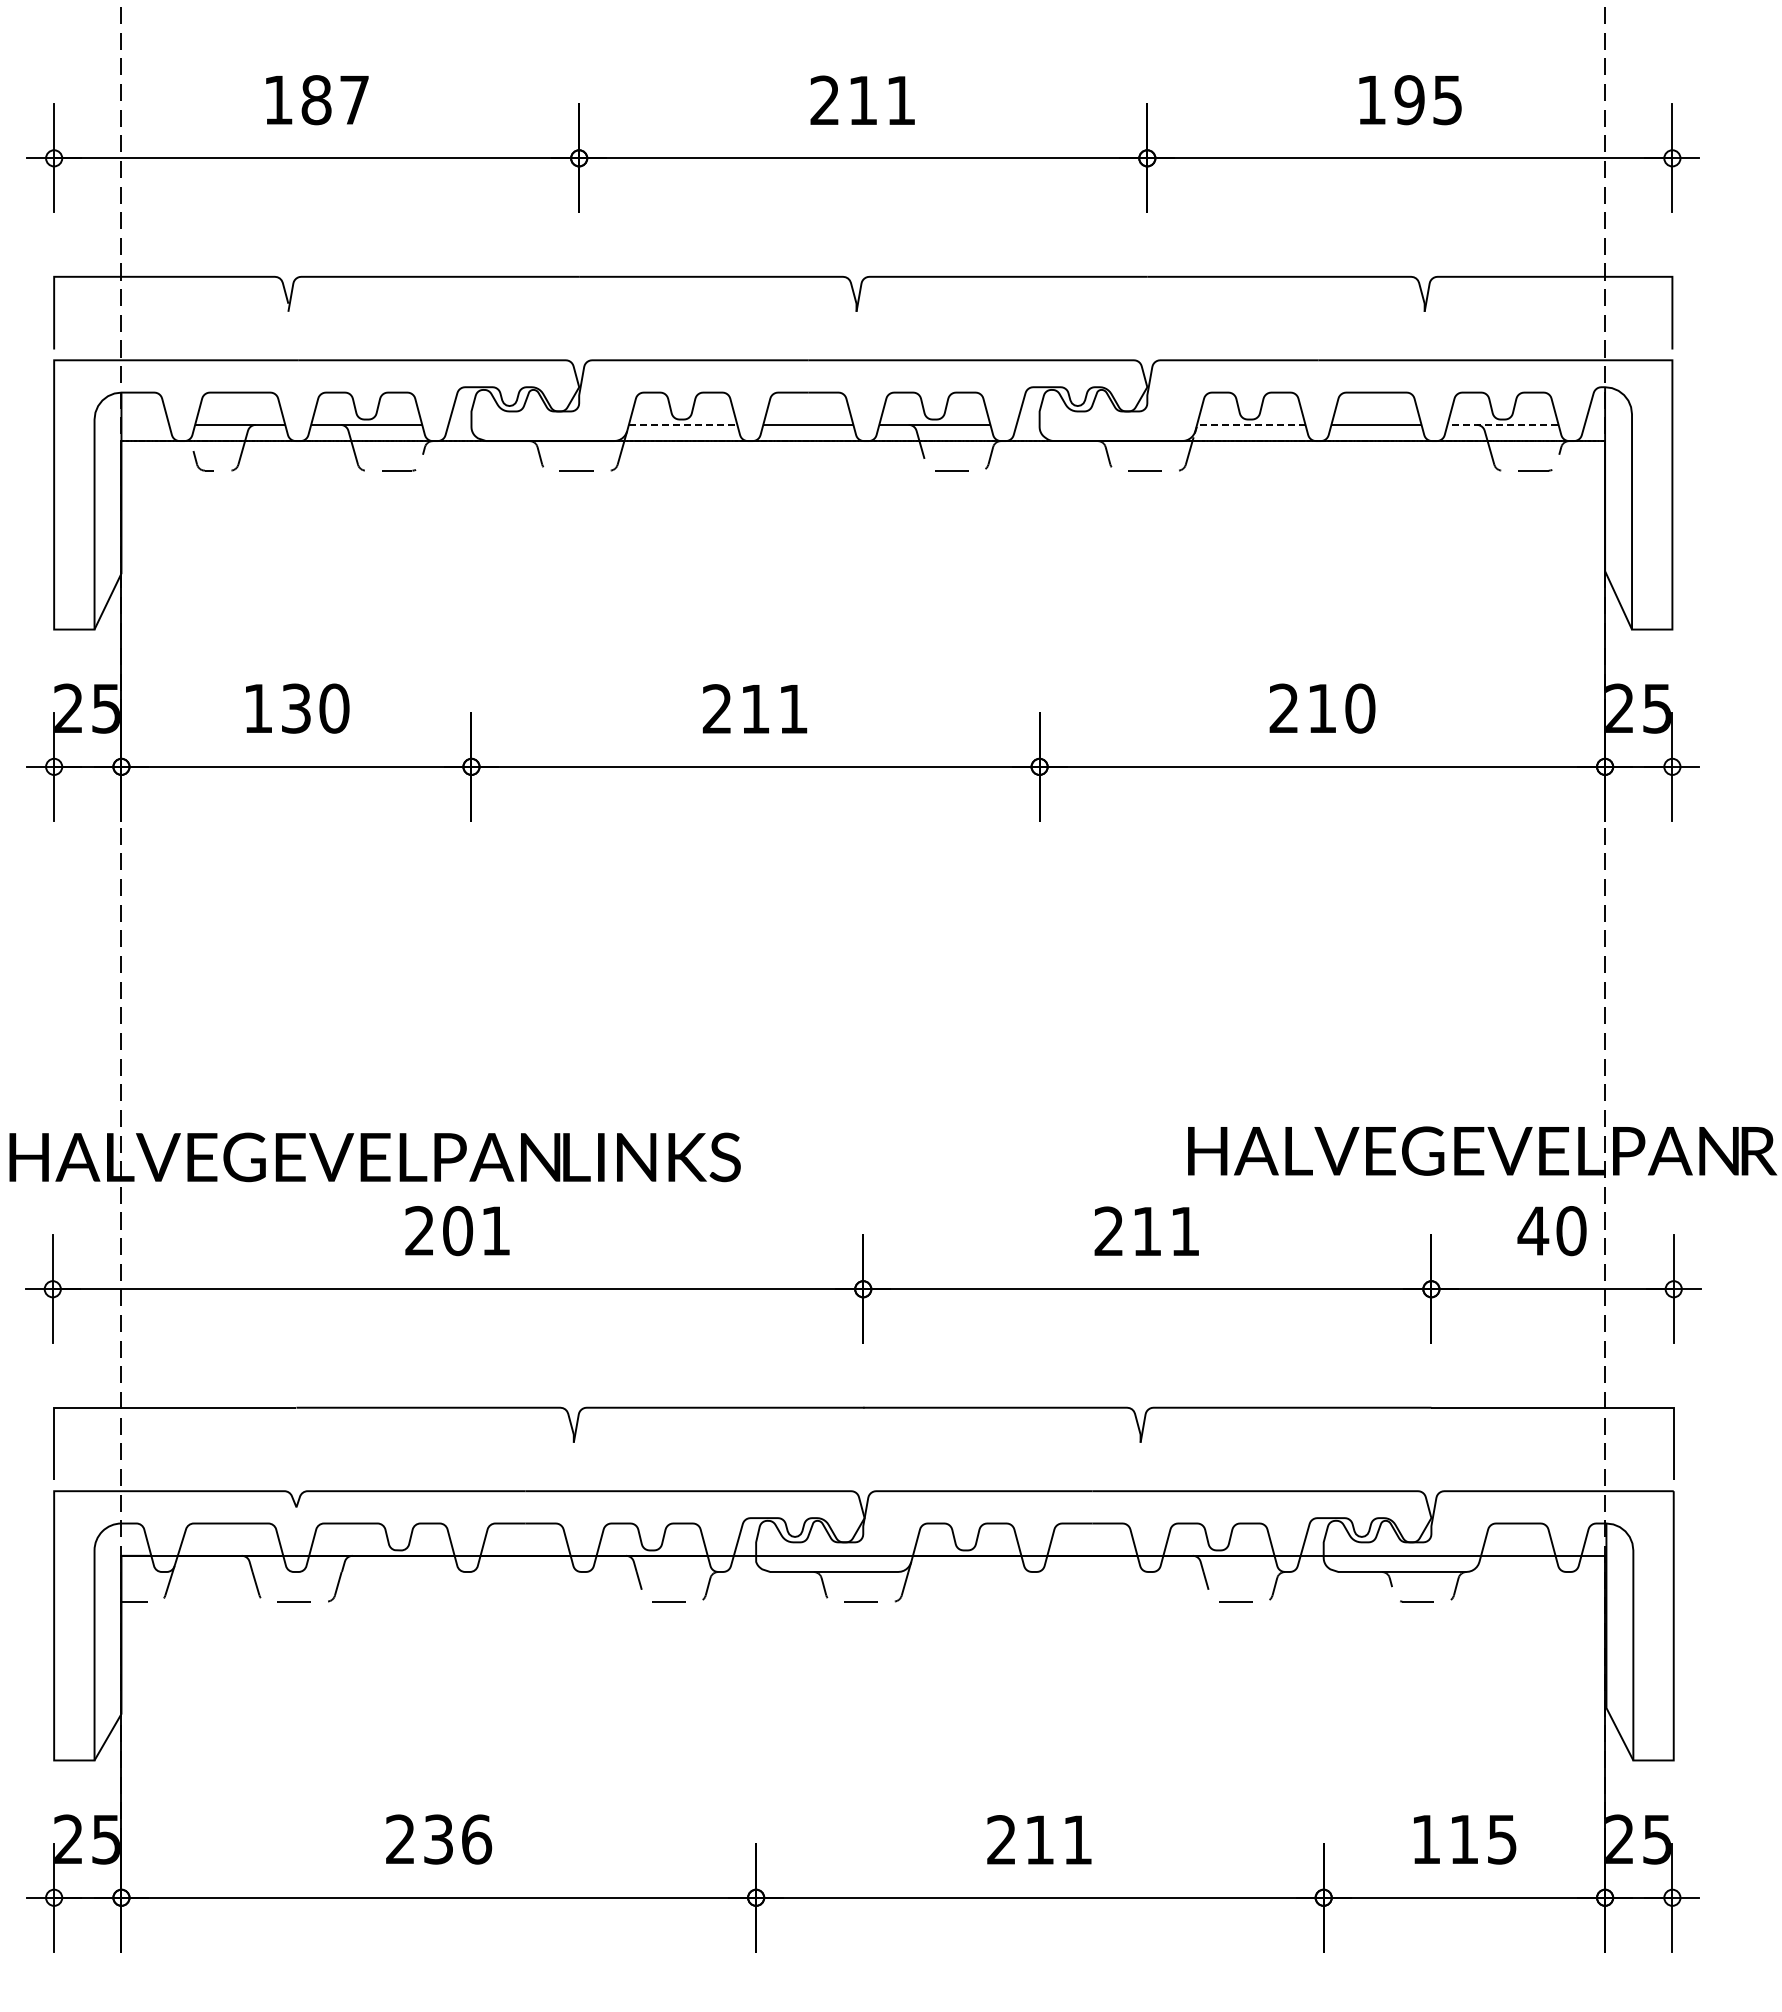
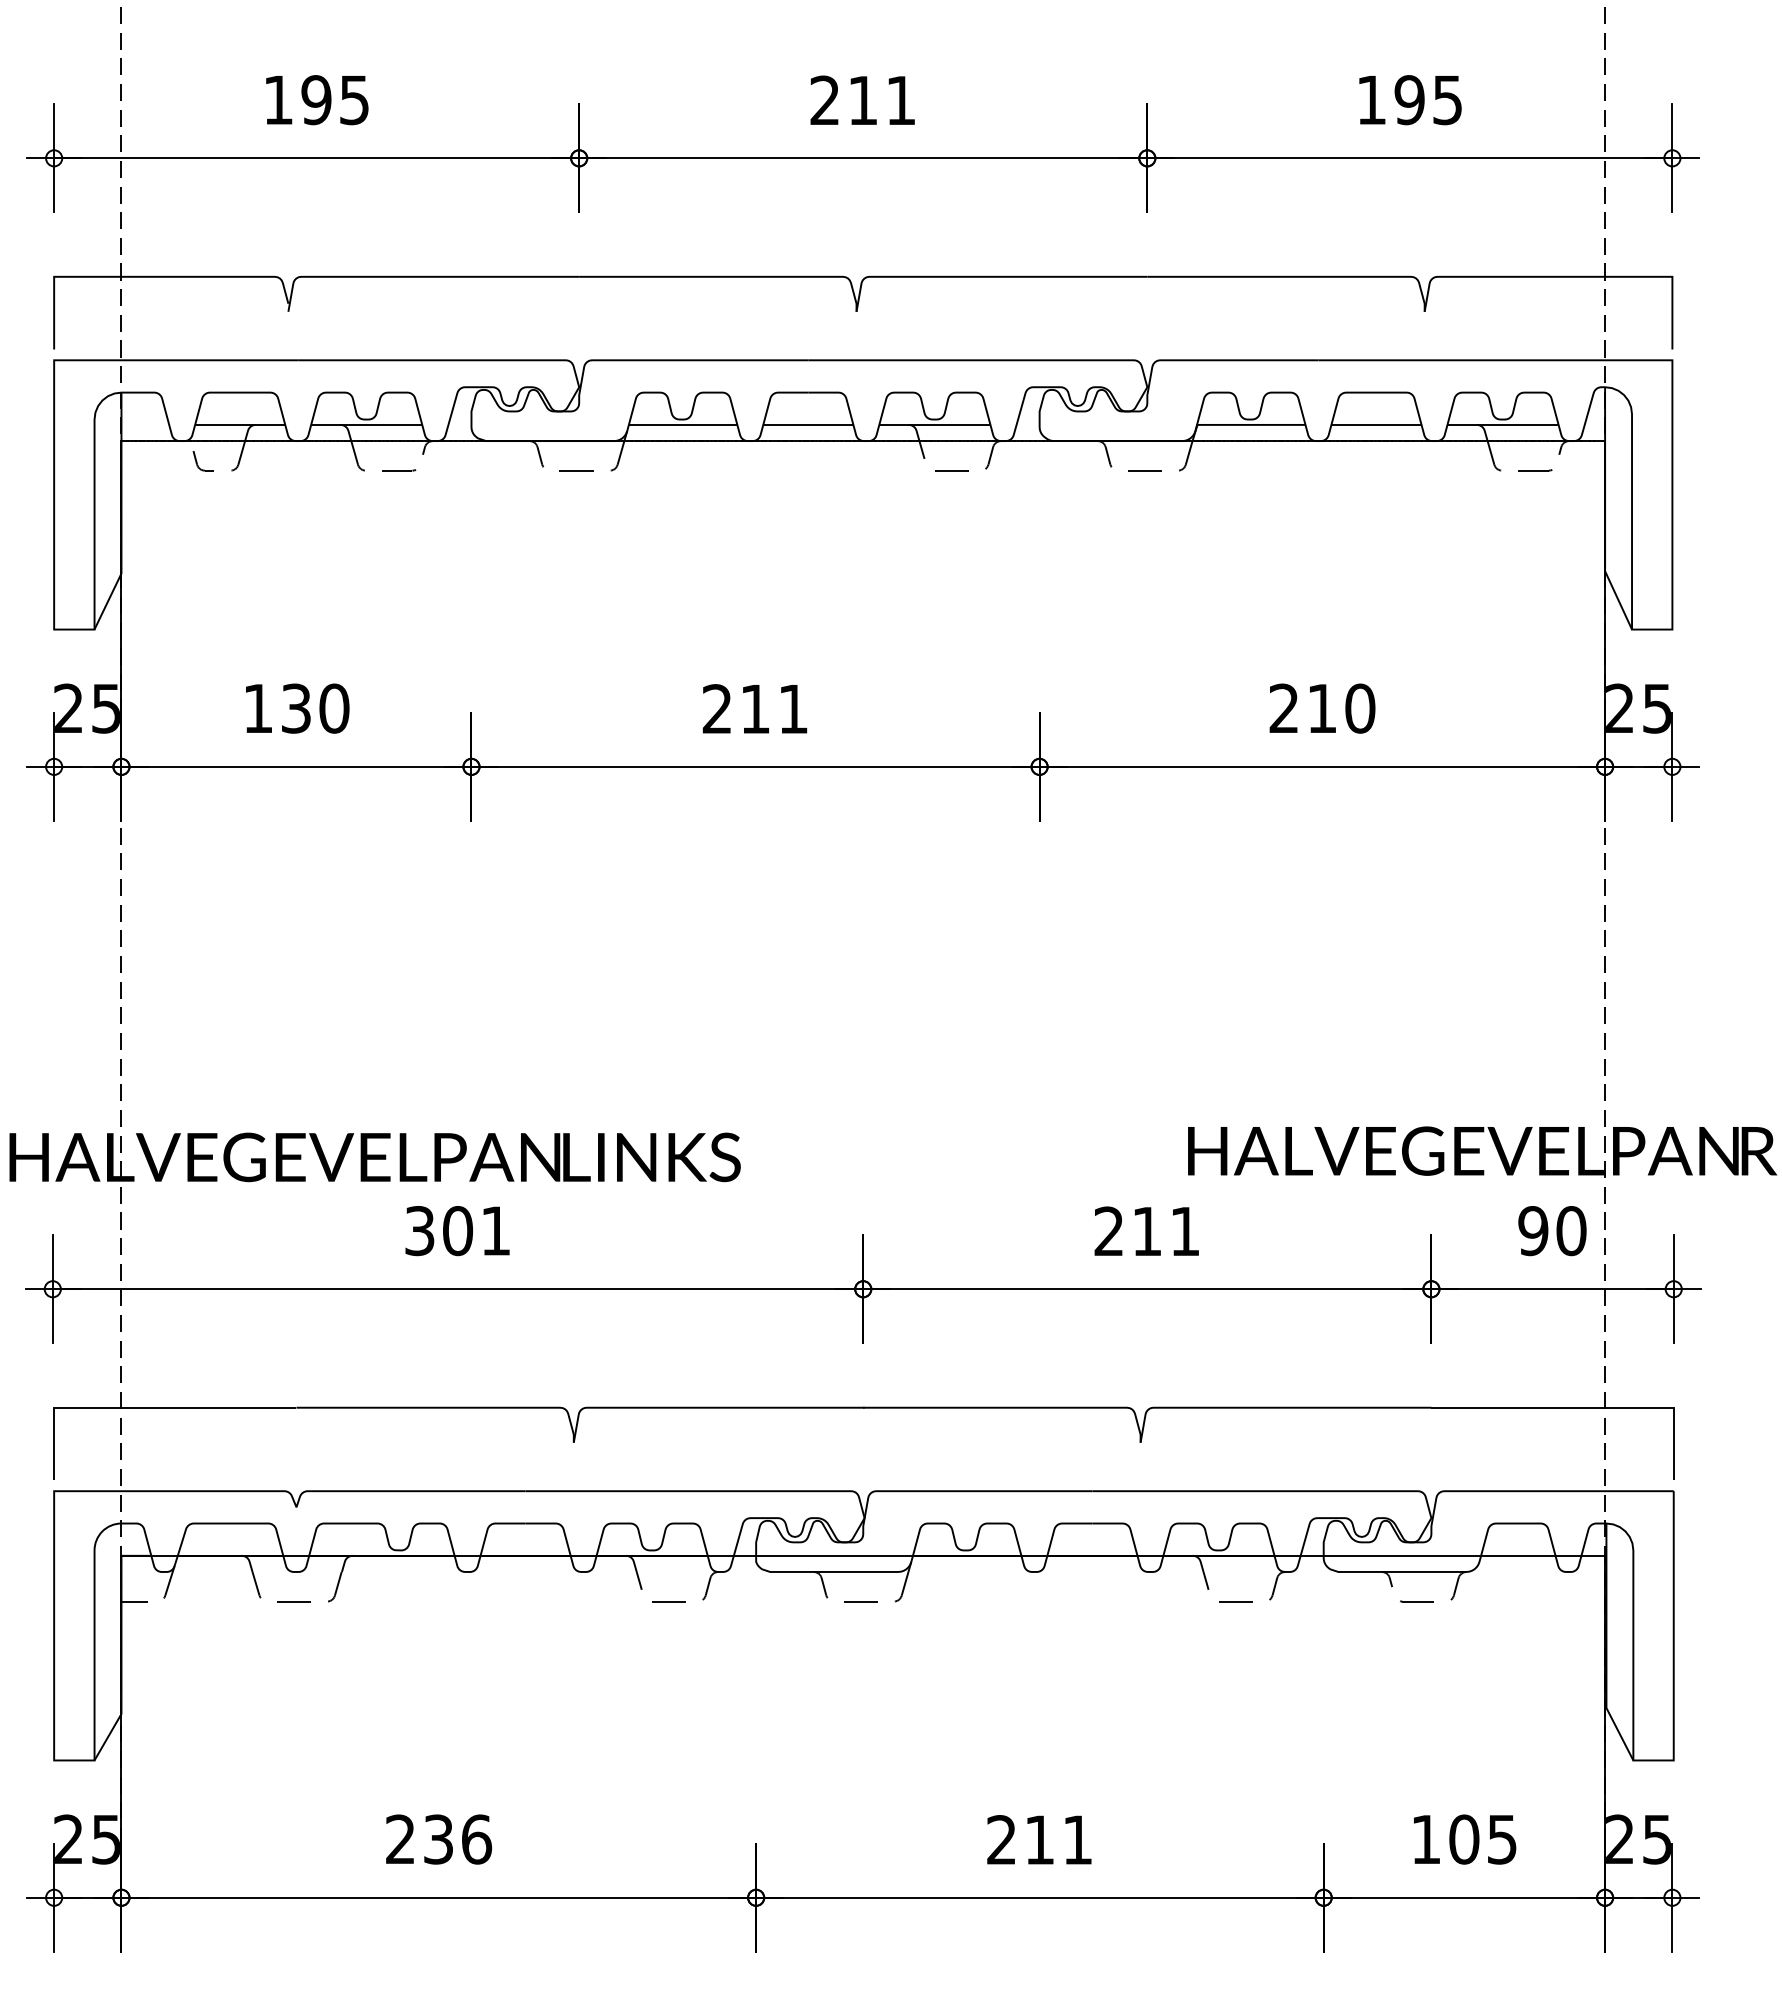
text: 187 -> 195 (334, 100)
line: dashed -> solid (683, 424)
line: dashed -> solid (1242, 424)
line: dashed -> solid (1502, 424)
text: 201 -> 301 (419, 1231)
text: 40 -> 90 (1533, 1231)
text: 115 -> 105 (1464, 1839)
